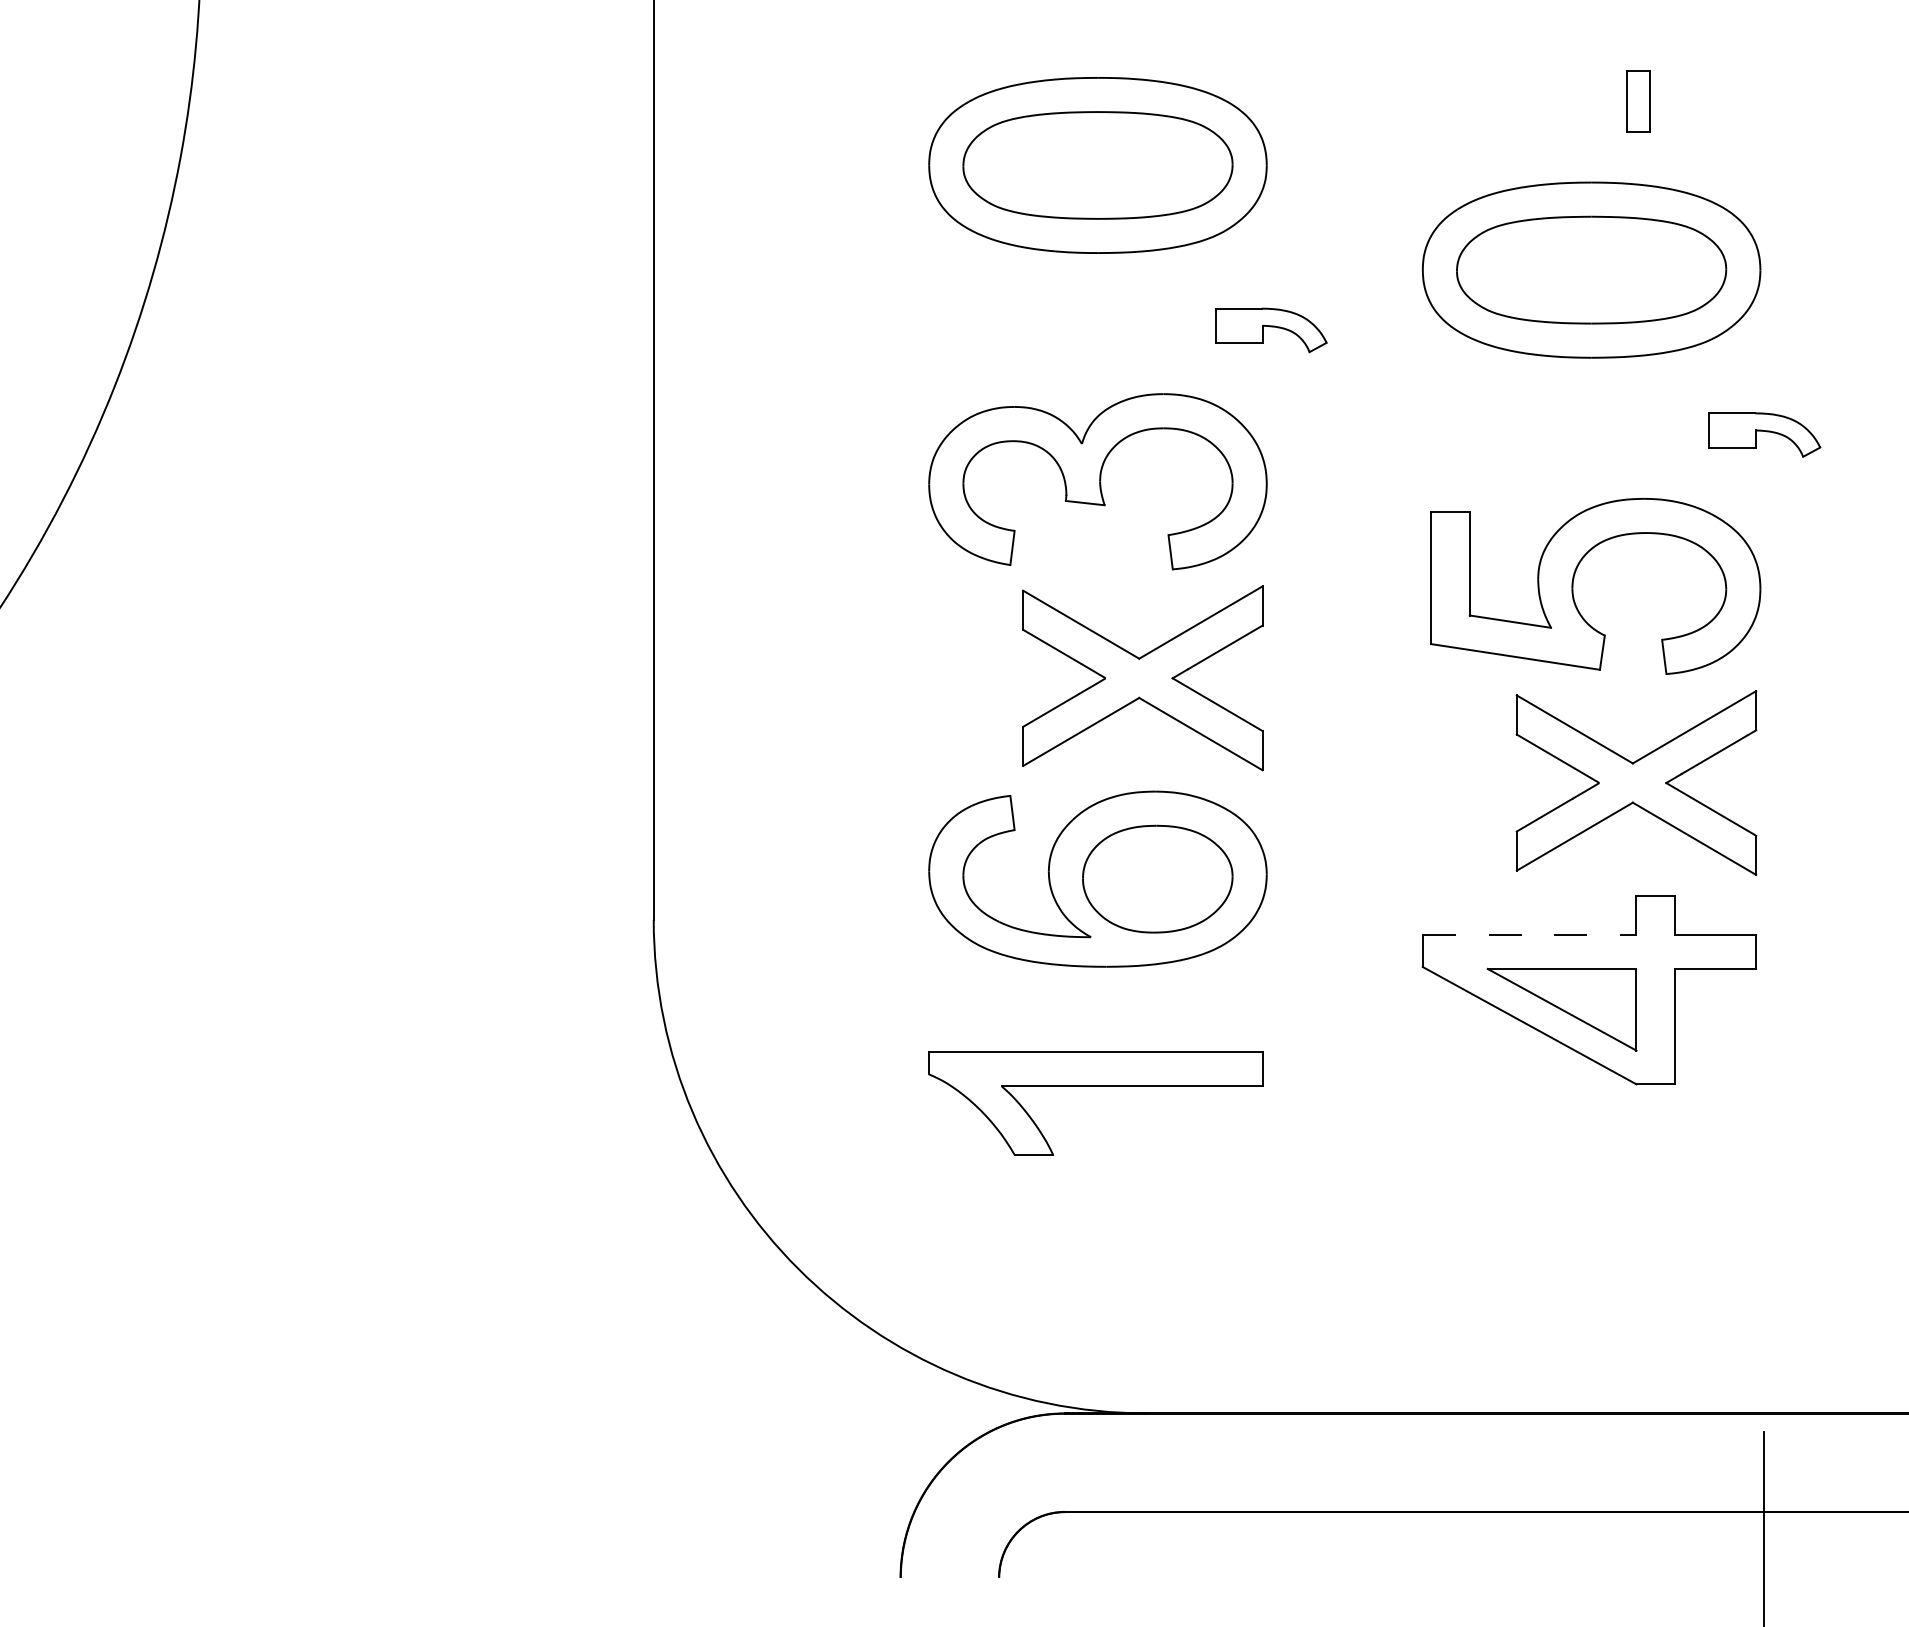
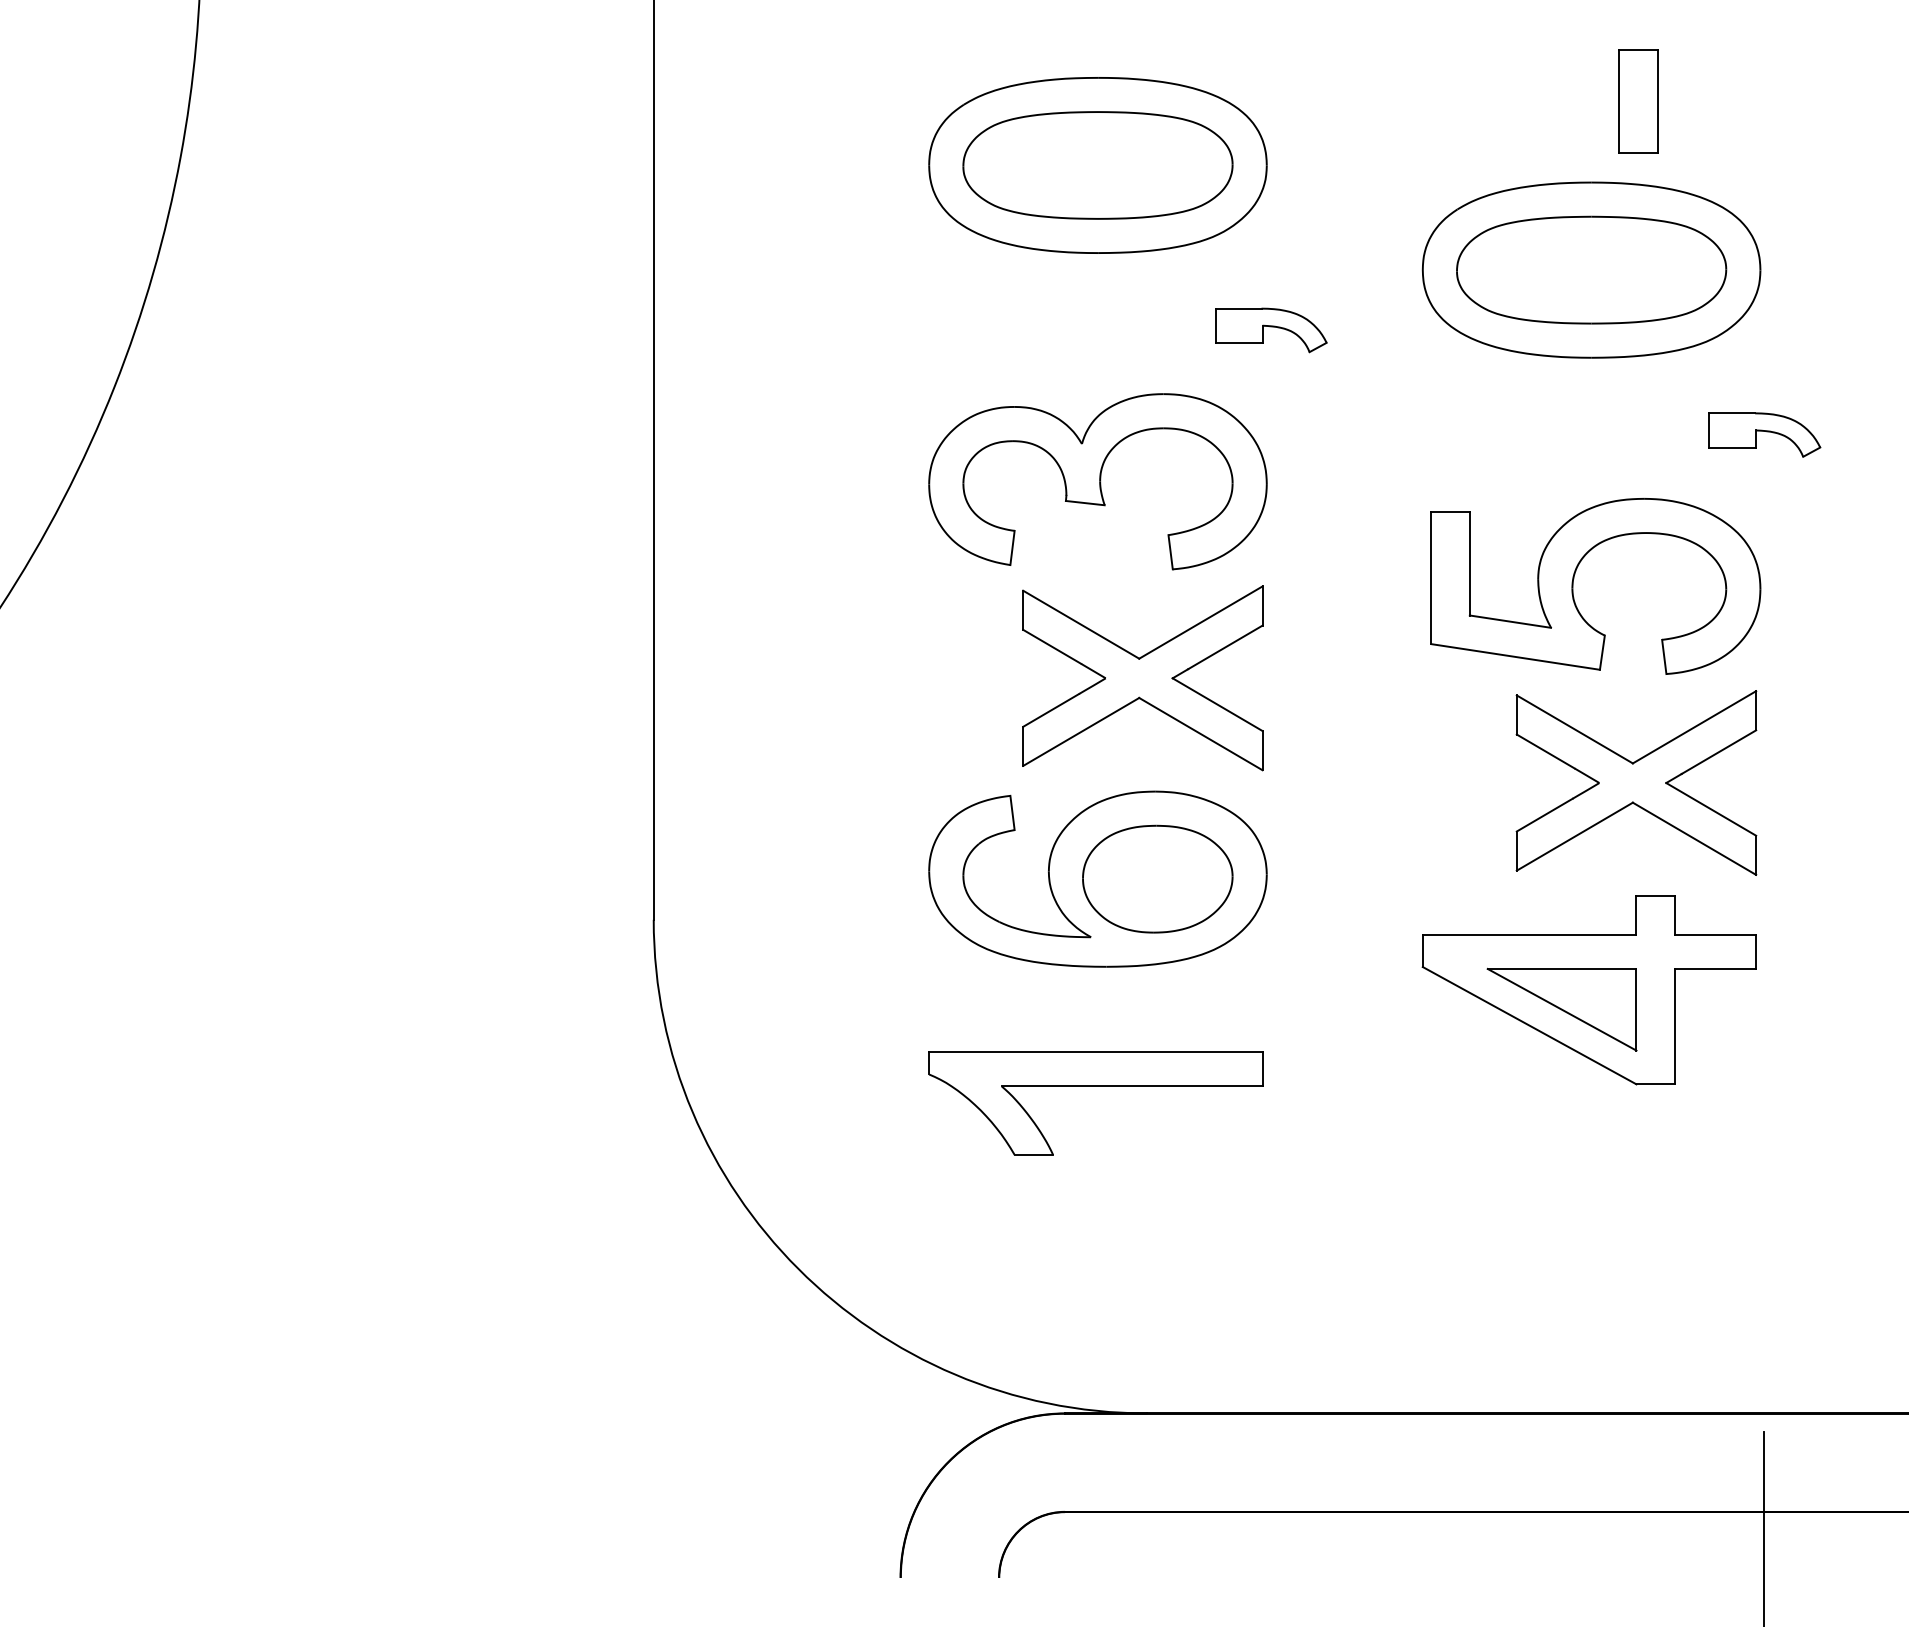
part size: 25x63 px -> 41x105 px (1638, 101)
line: dashed -> solid (1529, 934)
